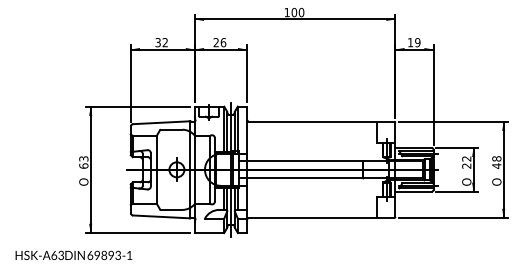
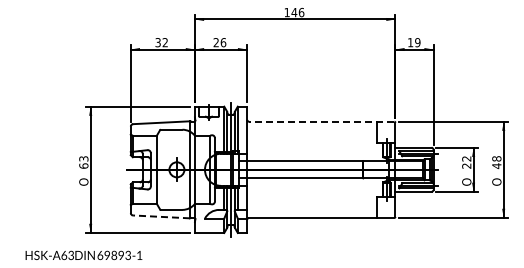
text: 100 -> 146 (297, 12)
line: solid -> dashed (321, 121)
line: solid -> dashed (161, 216)
text position: (73, 255) -> (83, 255) (83, 255)
